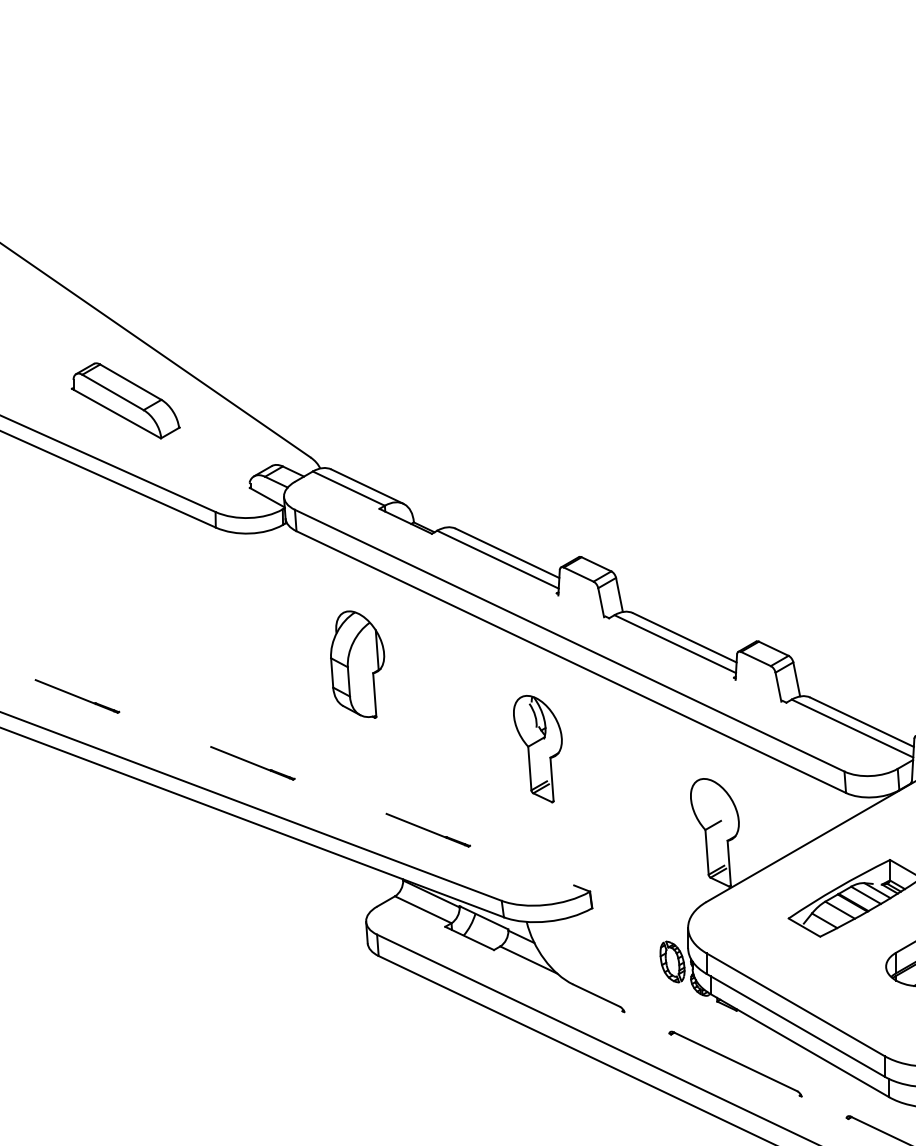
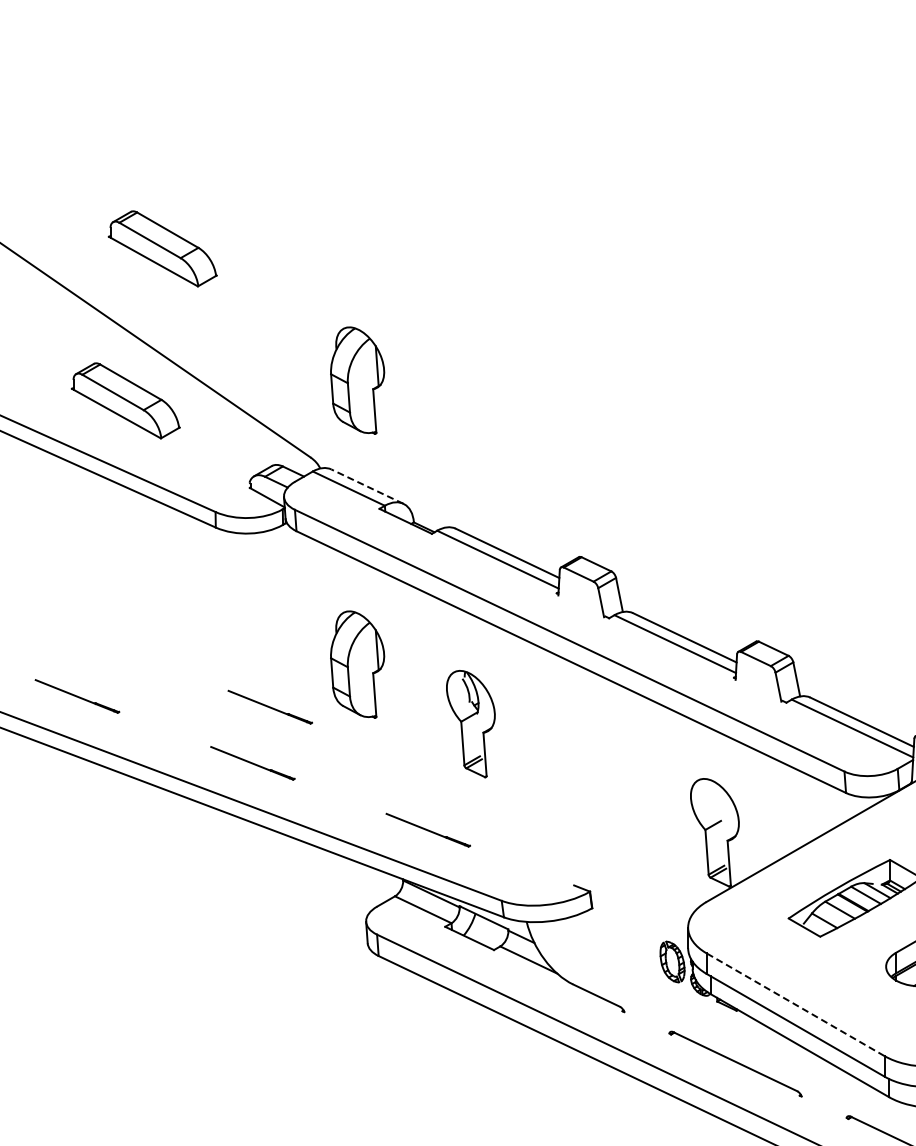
part: none -> present (162, 248)
part: none -> present (357, 380)
line: solid -> dashed (367, 486)
part: none -> present (269, 706)
part position: (537, 749) -> (470, 724) (470, 724)
line: solid -> dashed (795, 1004)
